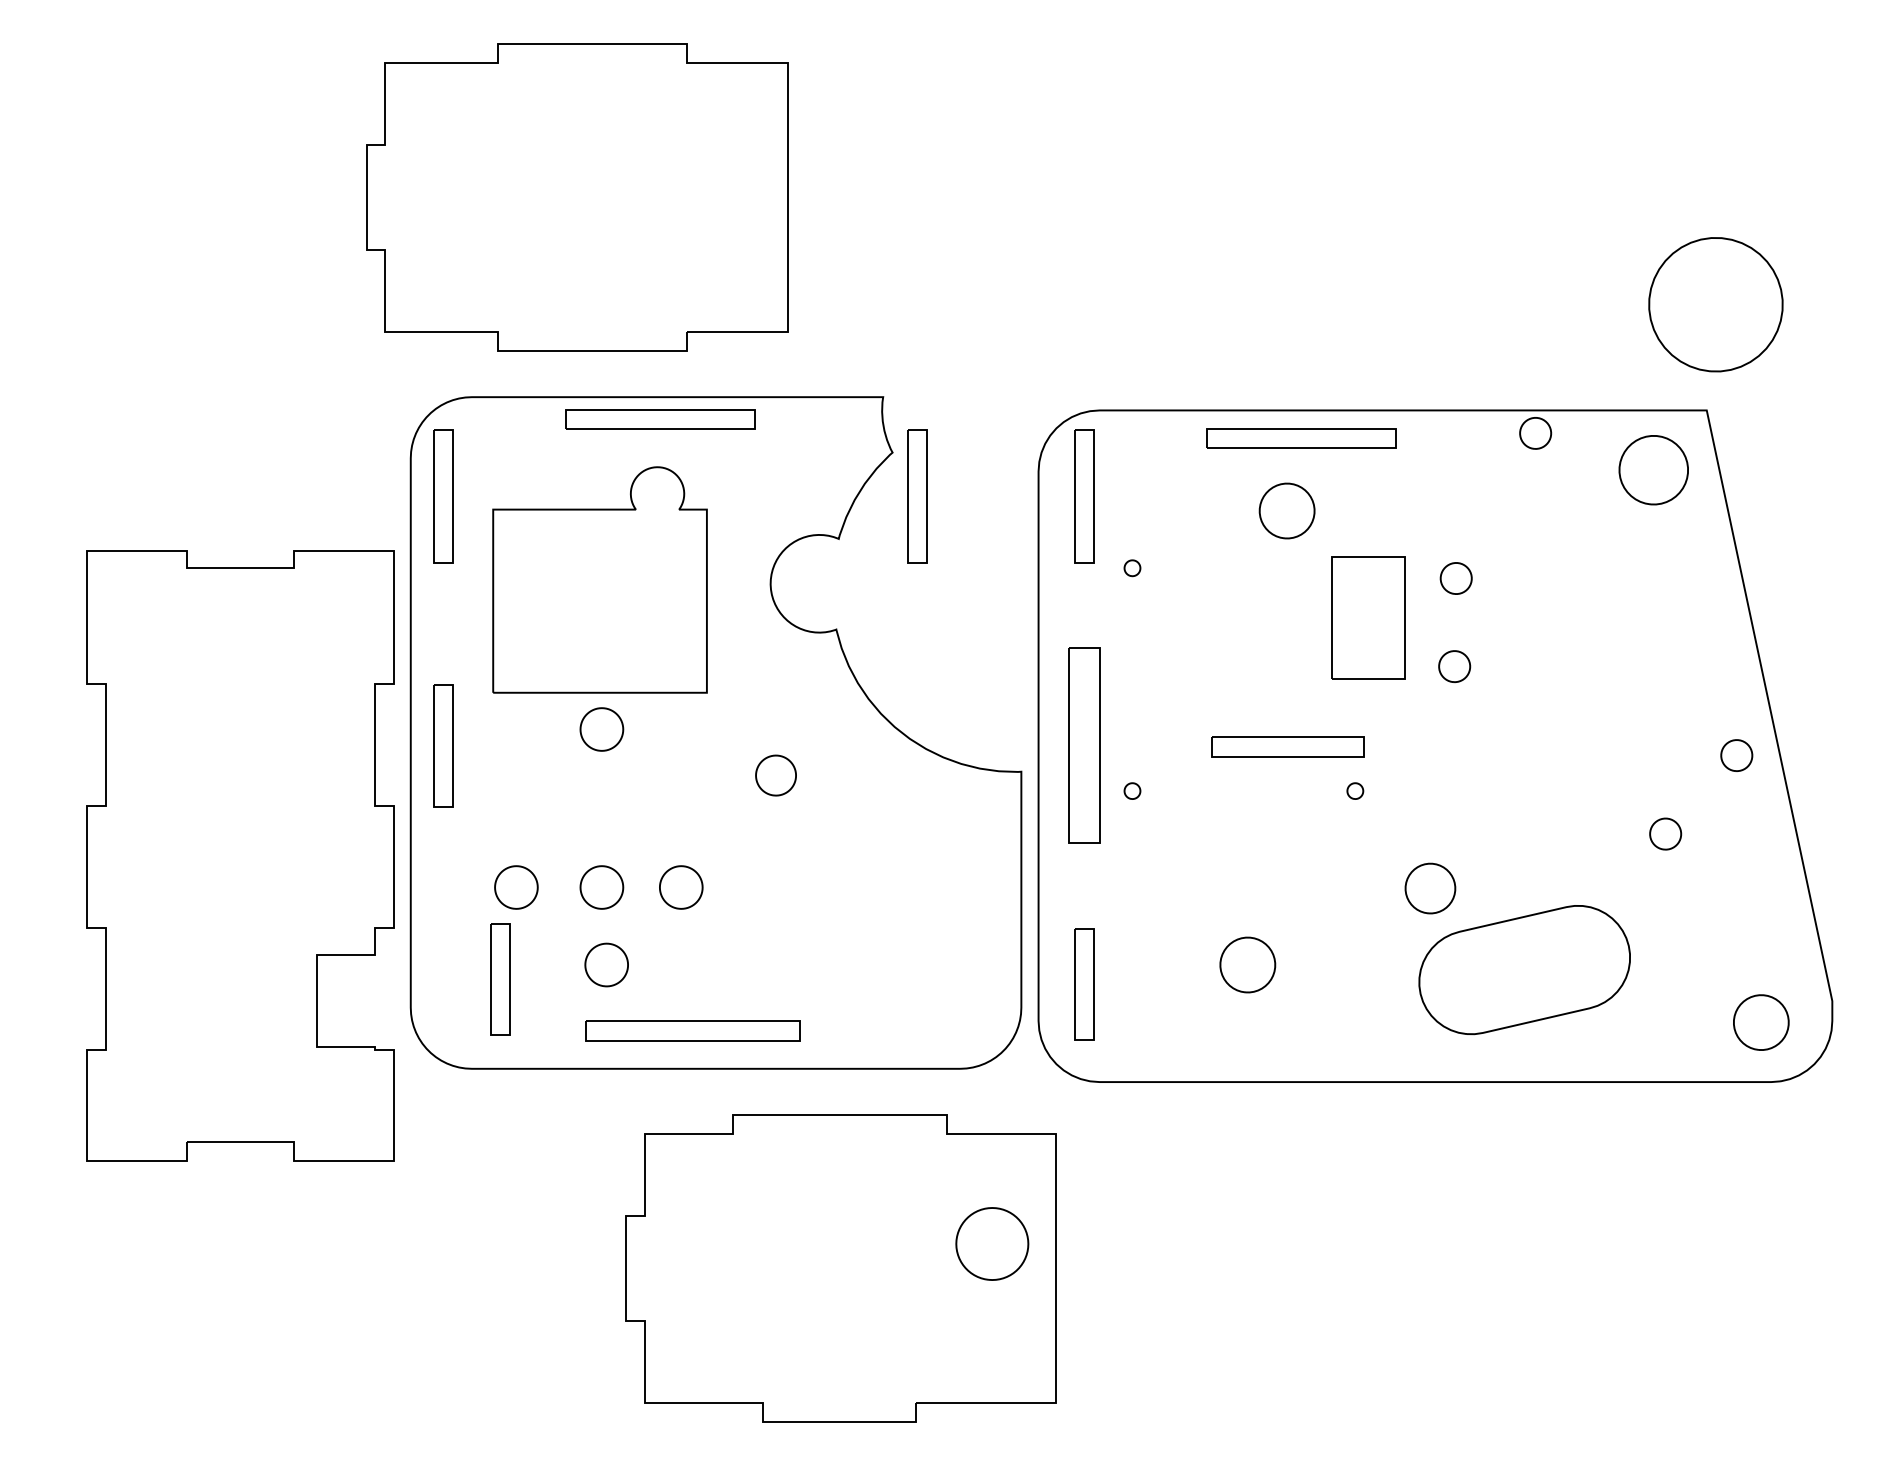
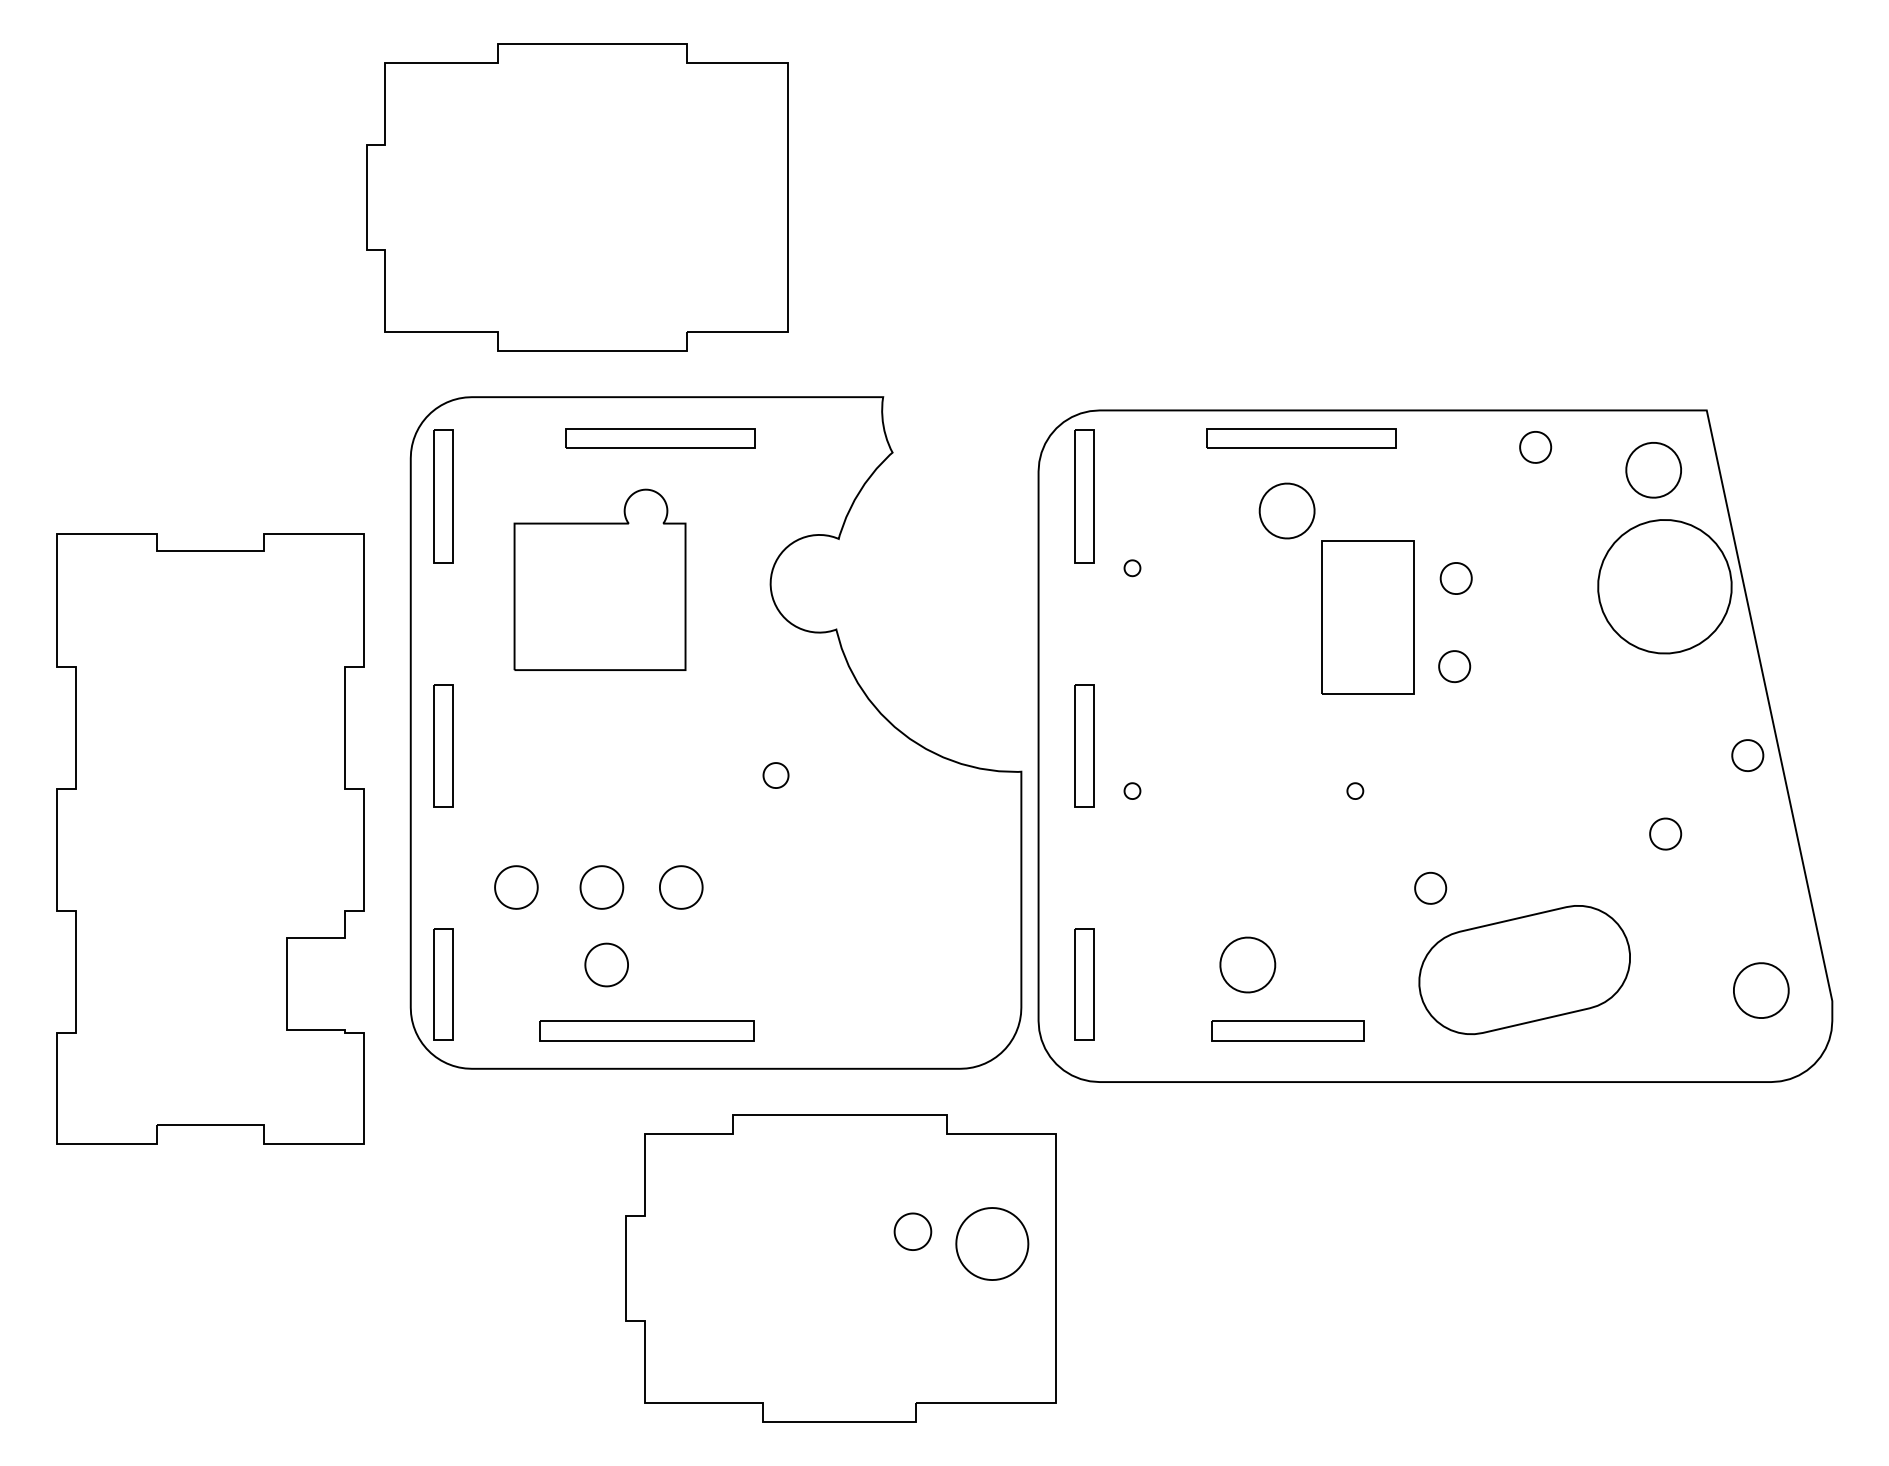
part position: (1715, 304) -> (1664, 586) (1664, 586)
part position: (660, 419) -> (660, 438) (660, 438)
part position: (1535, 433) -> (1535, 447) (1535, 447)
part size: 71x71 px -> 57x57 px (1653, 470)
part: present -> none (917, 496)
part size: 216x228 px -> 174x183 px (599, 579)
part size: 75x124 px -> 94x155 px (1367, 617)
part: present -> none (601, 729)
part size: 33x197 px -> 21x124 px (1084, 745)
part position: (1287, 746) -> (1287, 1030) (1287, 1030)
part position: (1736, 755) -> (1747, 755) (1747, 755)
part size: 42x43 px -> 28x27 px (775, 775)
part position: (240, 855) -> (210, 838) (210, 838)
part size: 53x53 px -> 34x34 px (1430, 887)
part position: (500, 979) -> (443, 984) (443, 984)
part position: (1761, 1022) -> (1761, 990) (1761, 990)
part position: (692, 1030) -> (646, 1030) (646, 1030)
part: none -> present (912, 1231)
